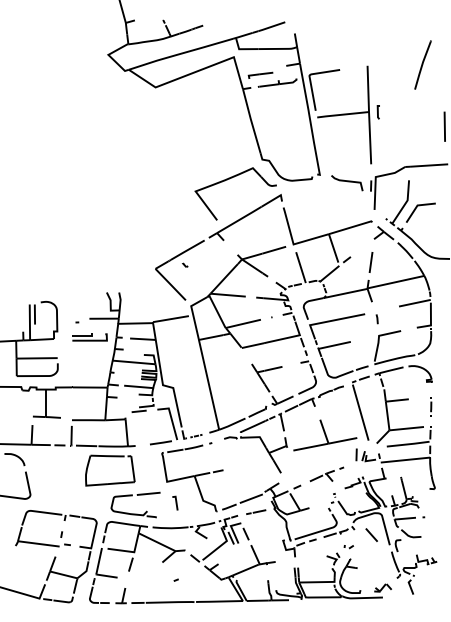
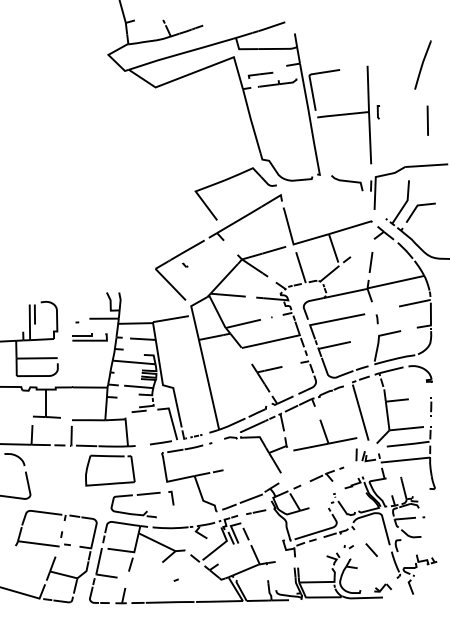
line position: (444, 126) -> (427, 120) (427, 120)
line position: (175, 502) -> (171, 497) (171, 497)
line position: (371, 534) -> (371, 549) (371, 549)
